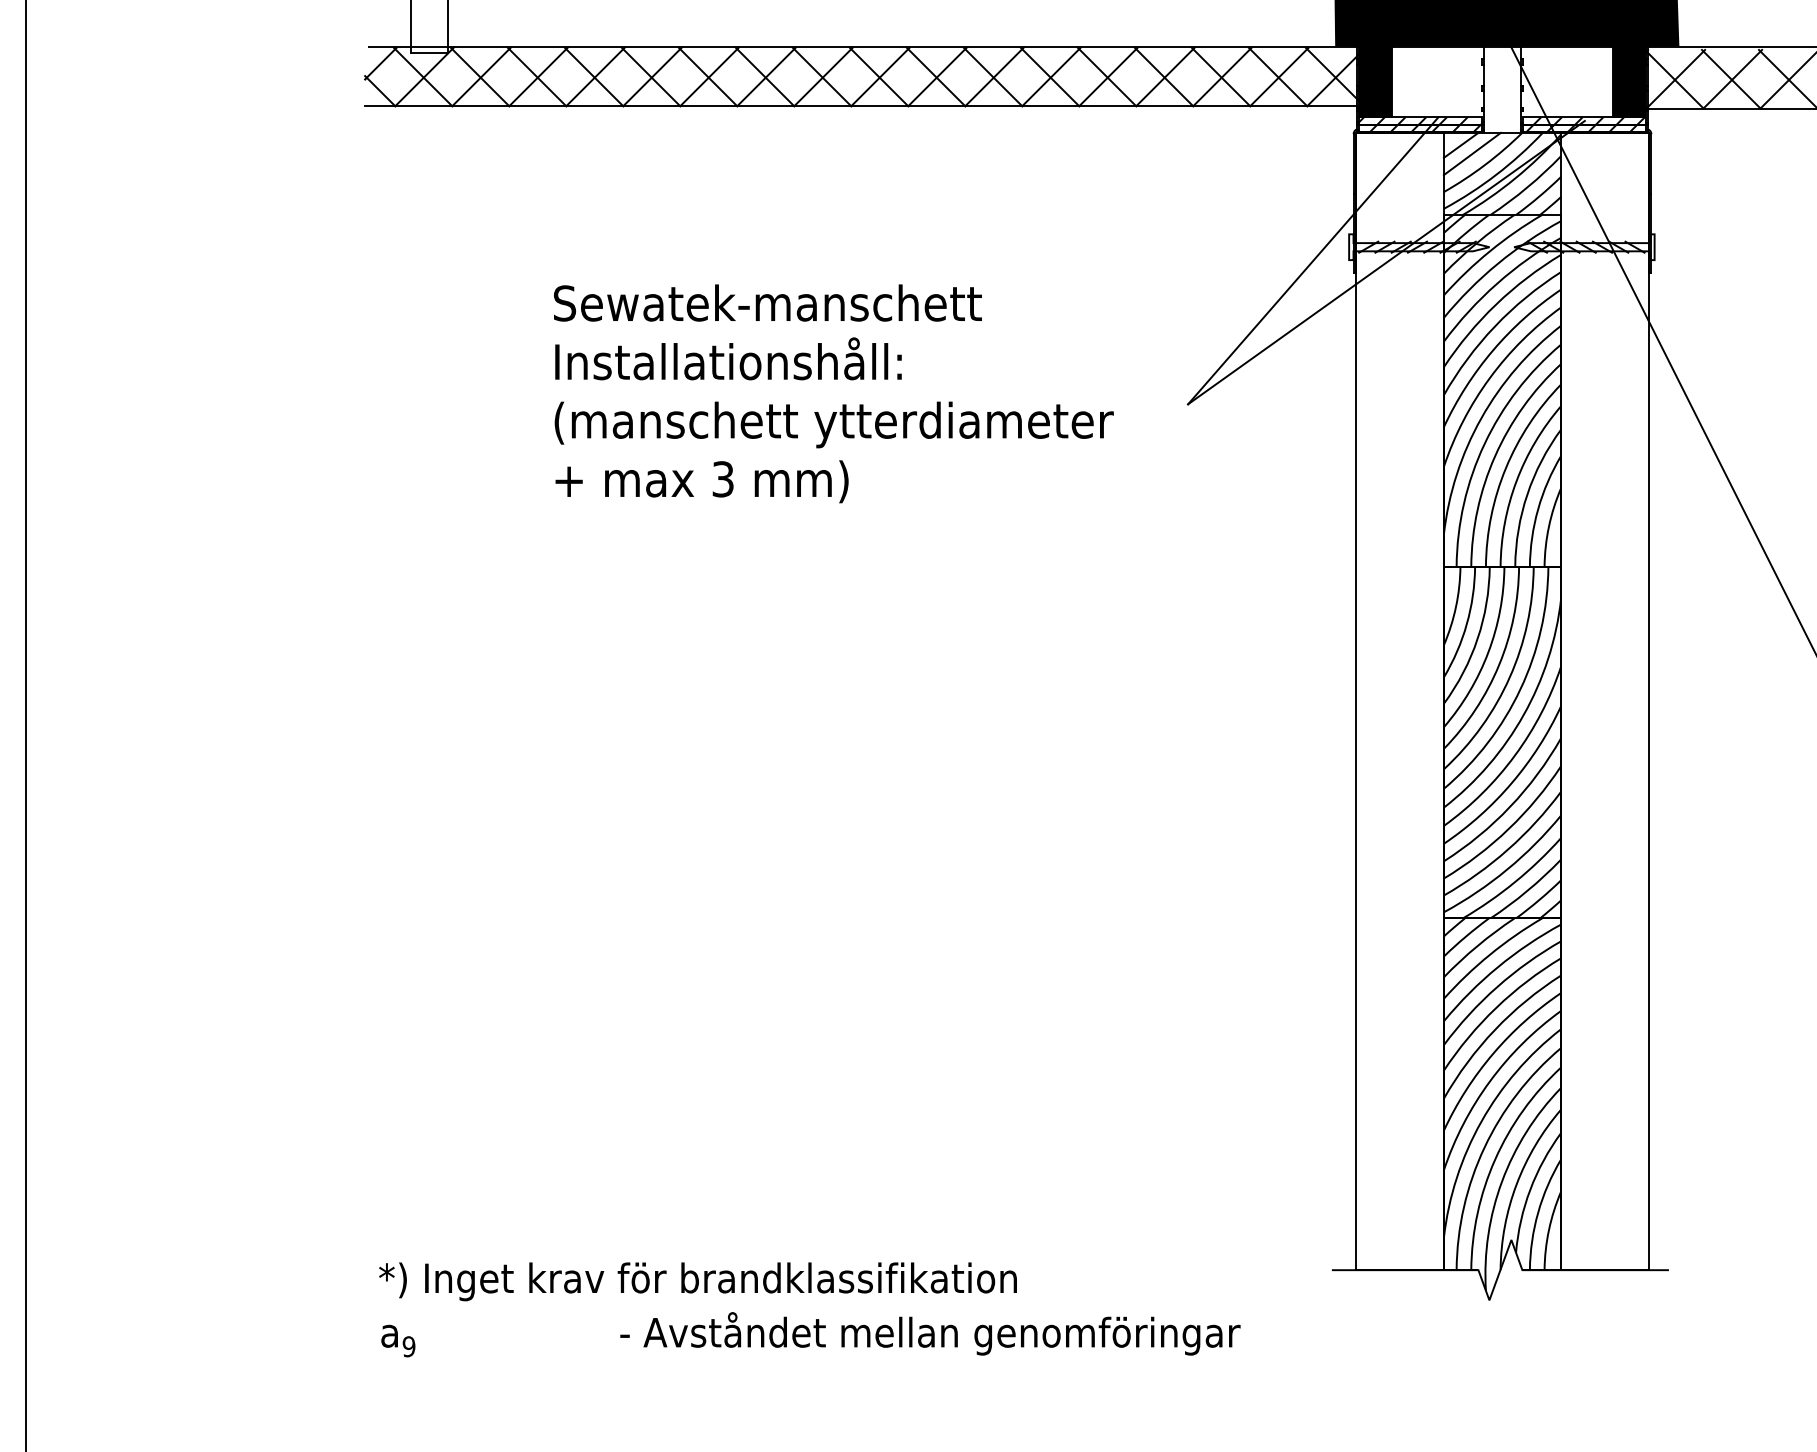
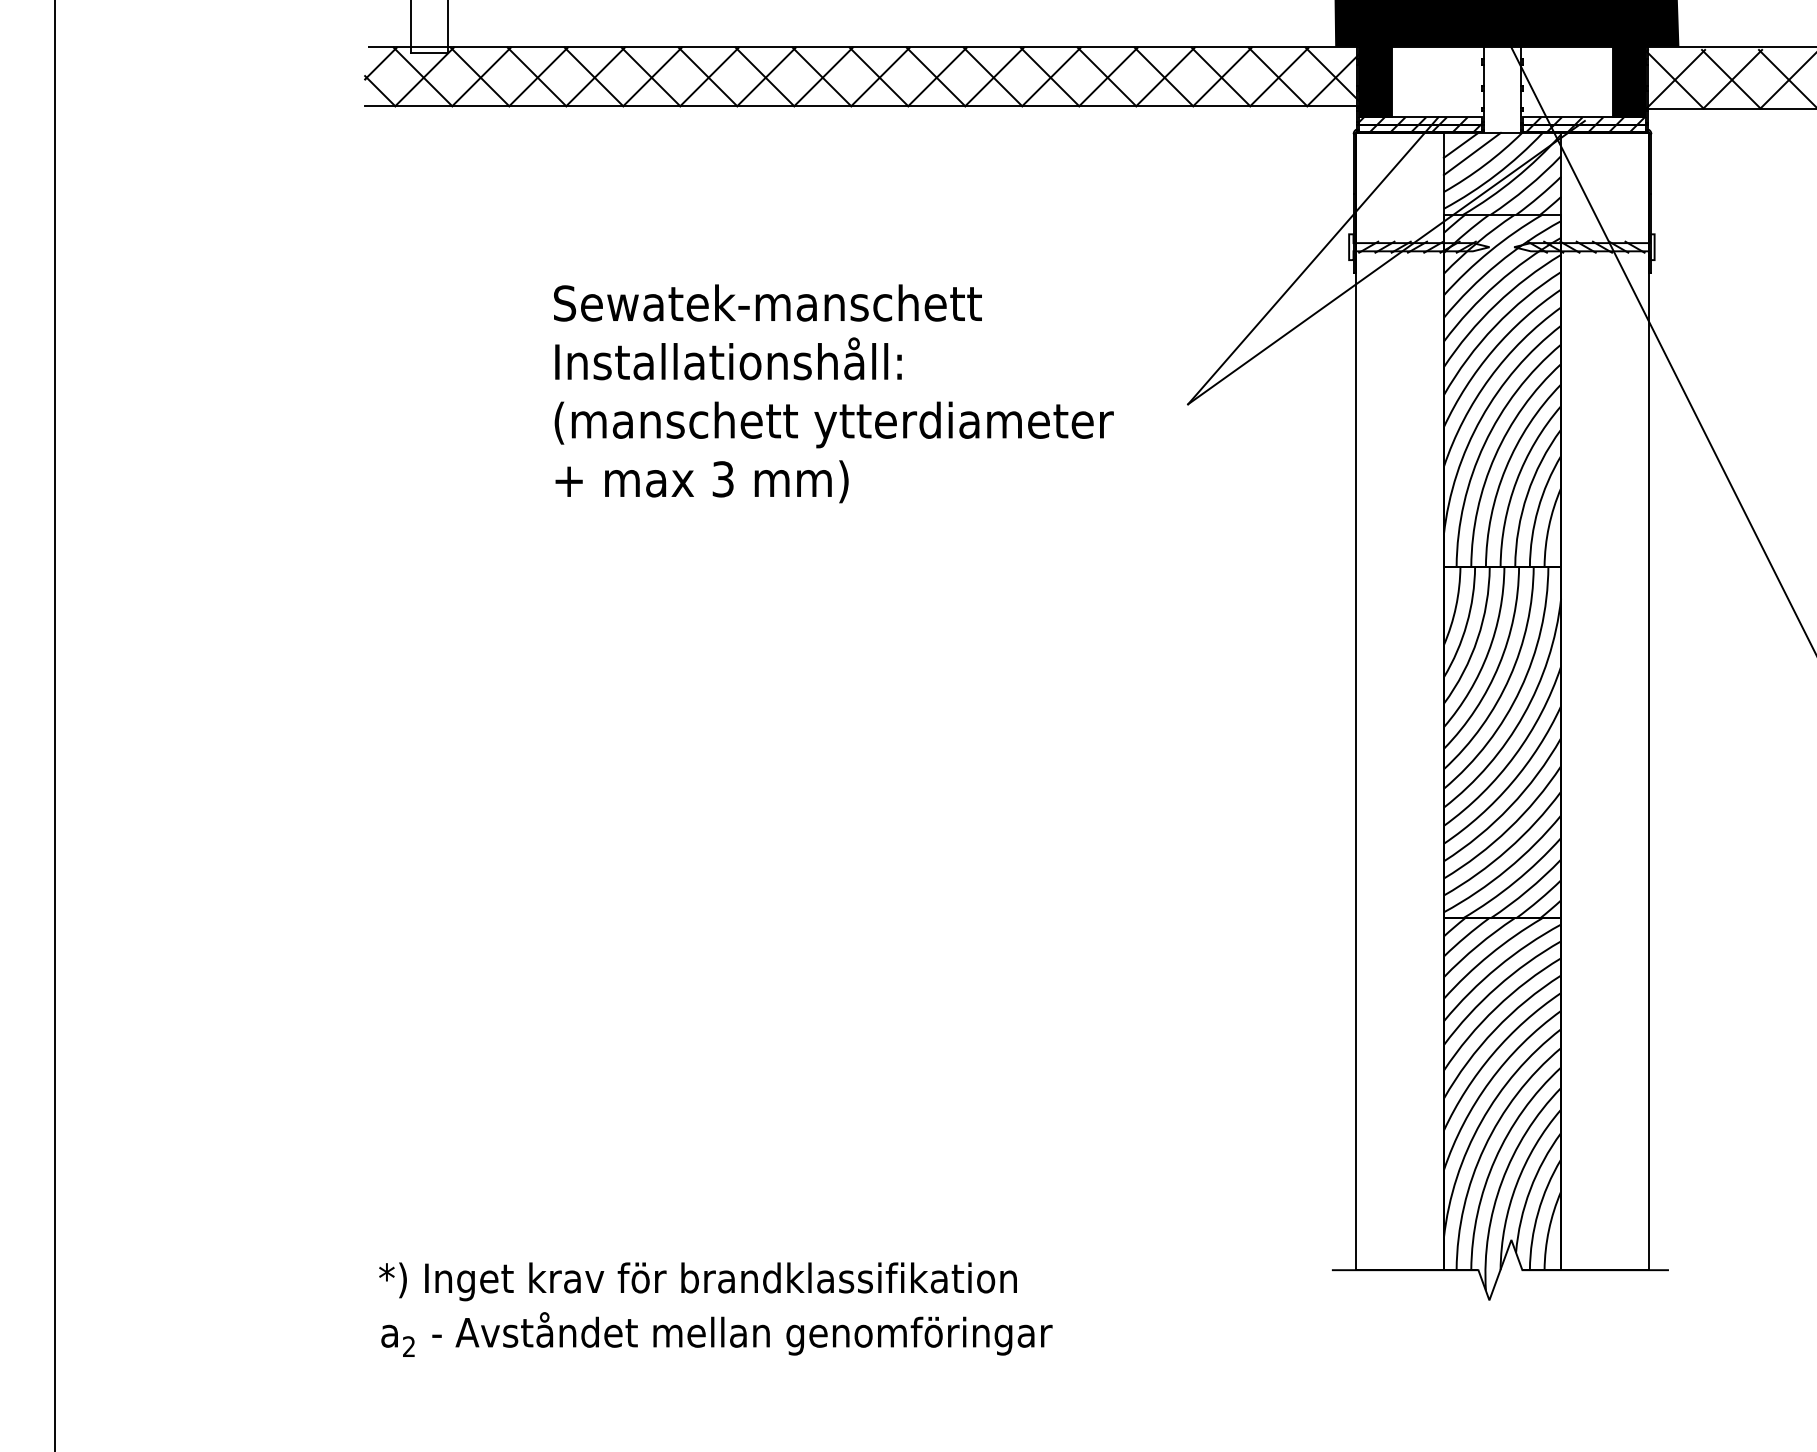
line position: (25, 725) -> (54, 725) (54, 725)
text position: (930, 1333) -> (742, 1333) (742, 1333)
text: 9 -> 2 (408, 1346)
